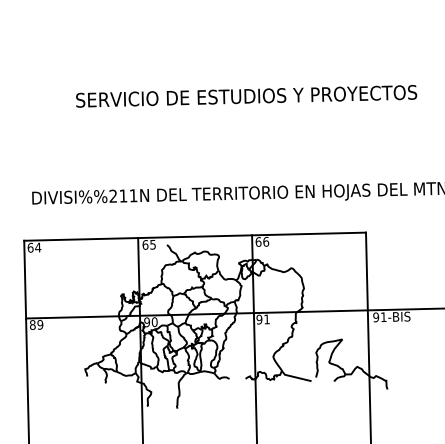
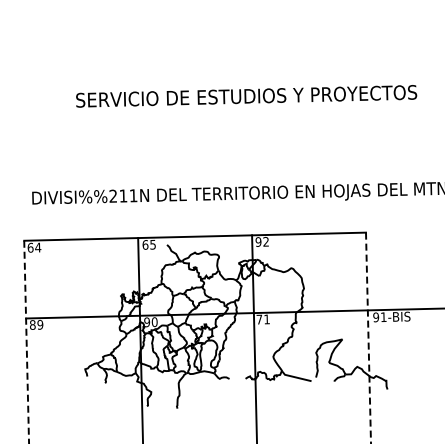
text: 66 -> 92 (262, 241)
text: 91 -> 71 (259, 319)
line: solid -> dashed (368, 338)
line: solid -> dashed (26, 342)
